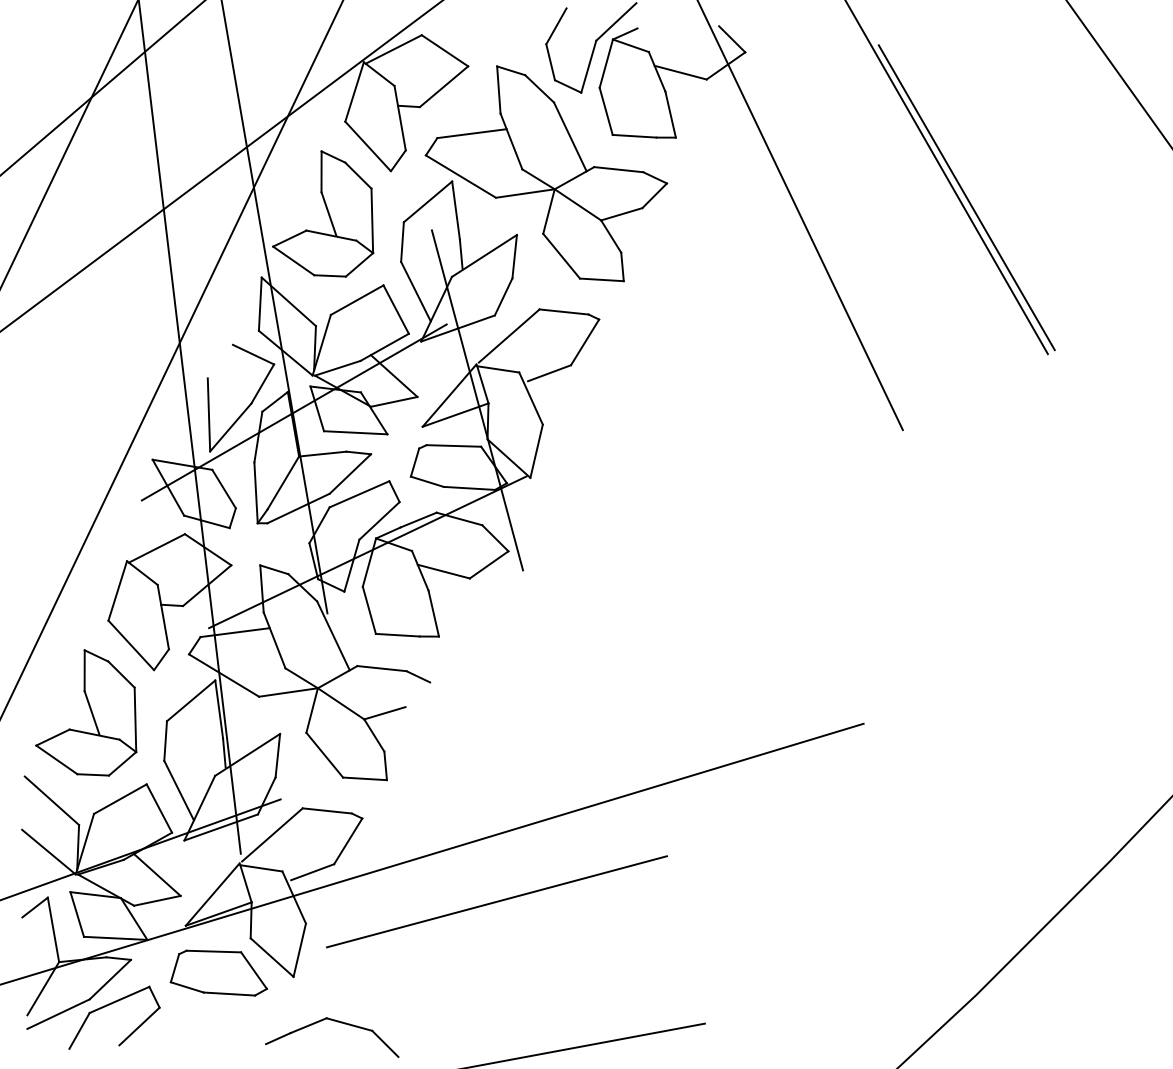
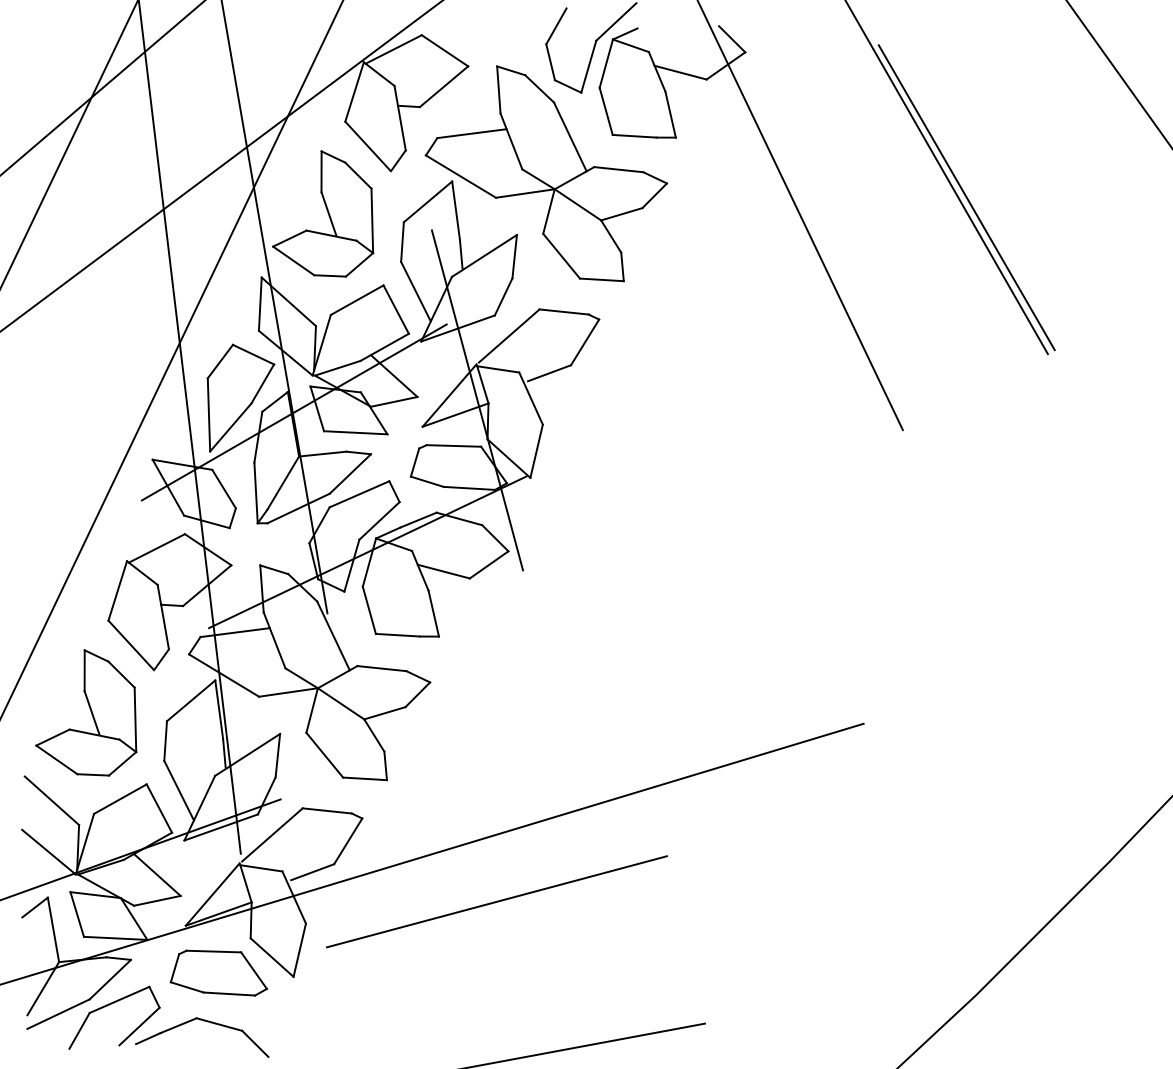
line: none -> present (219, 361)
line: none -> present (417, 694)
part position: (337, 1022) -> (207, 1022) (207, 1022)
